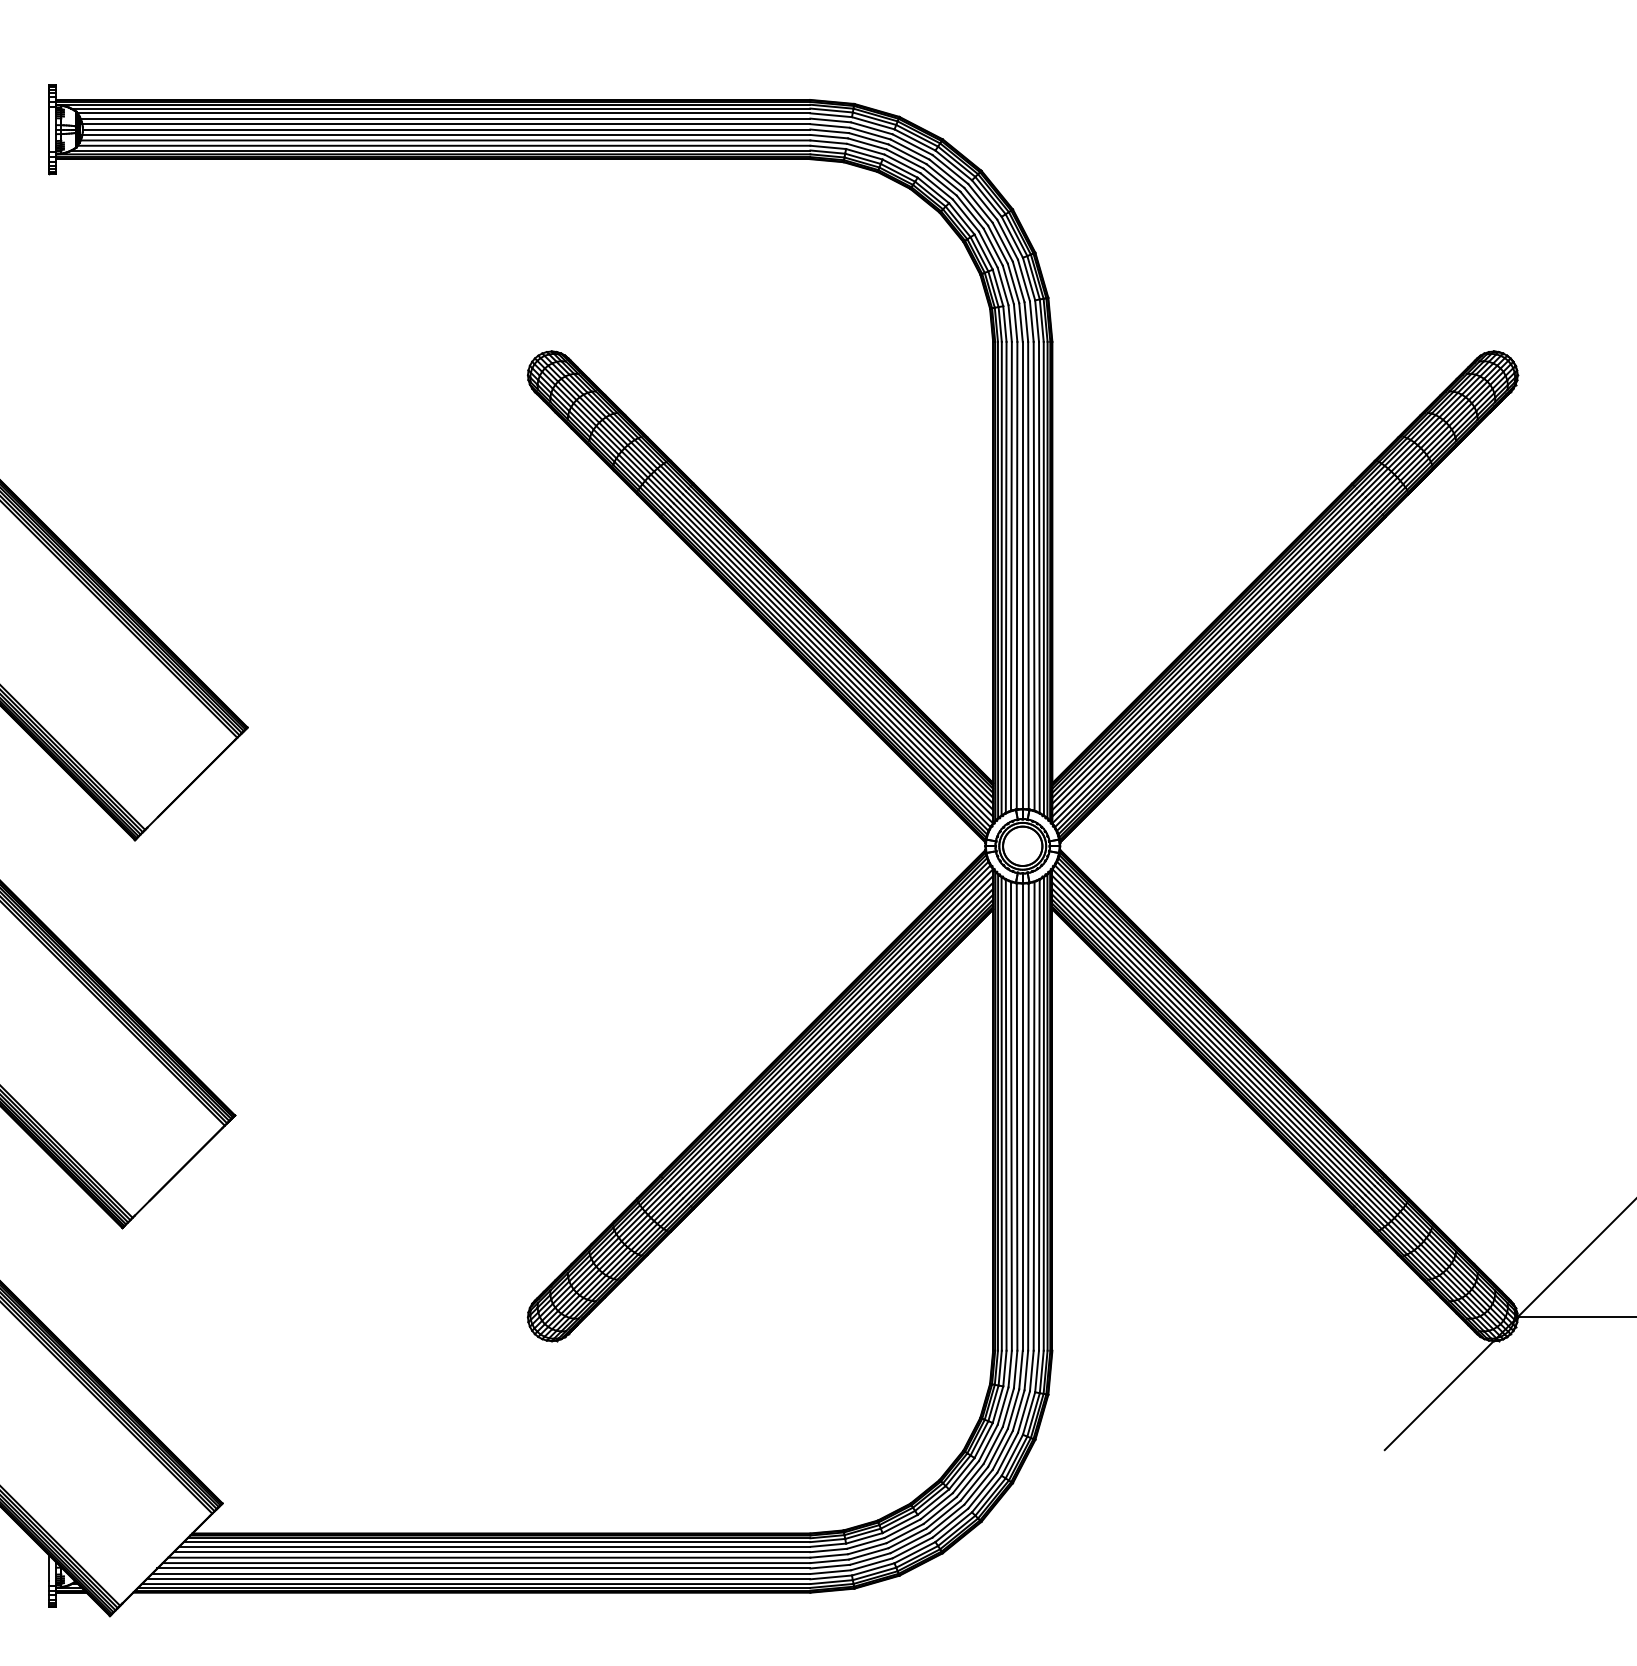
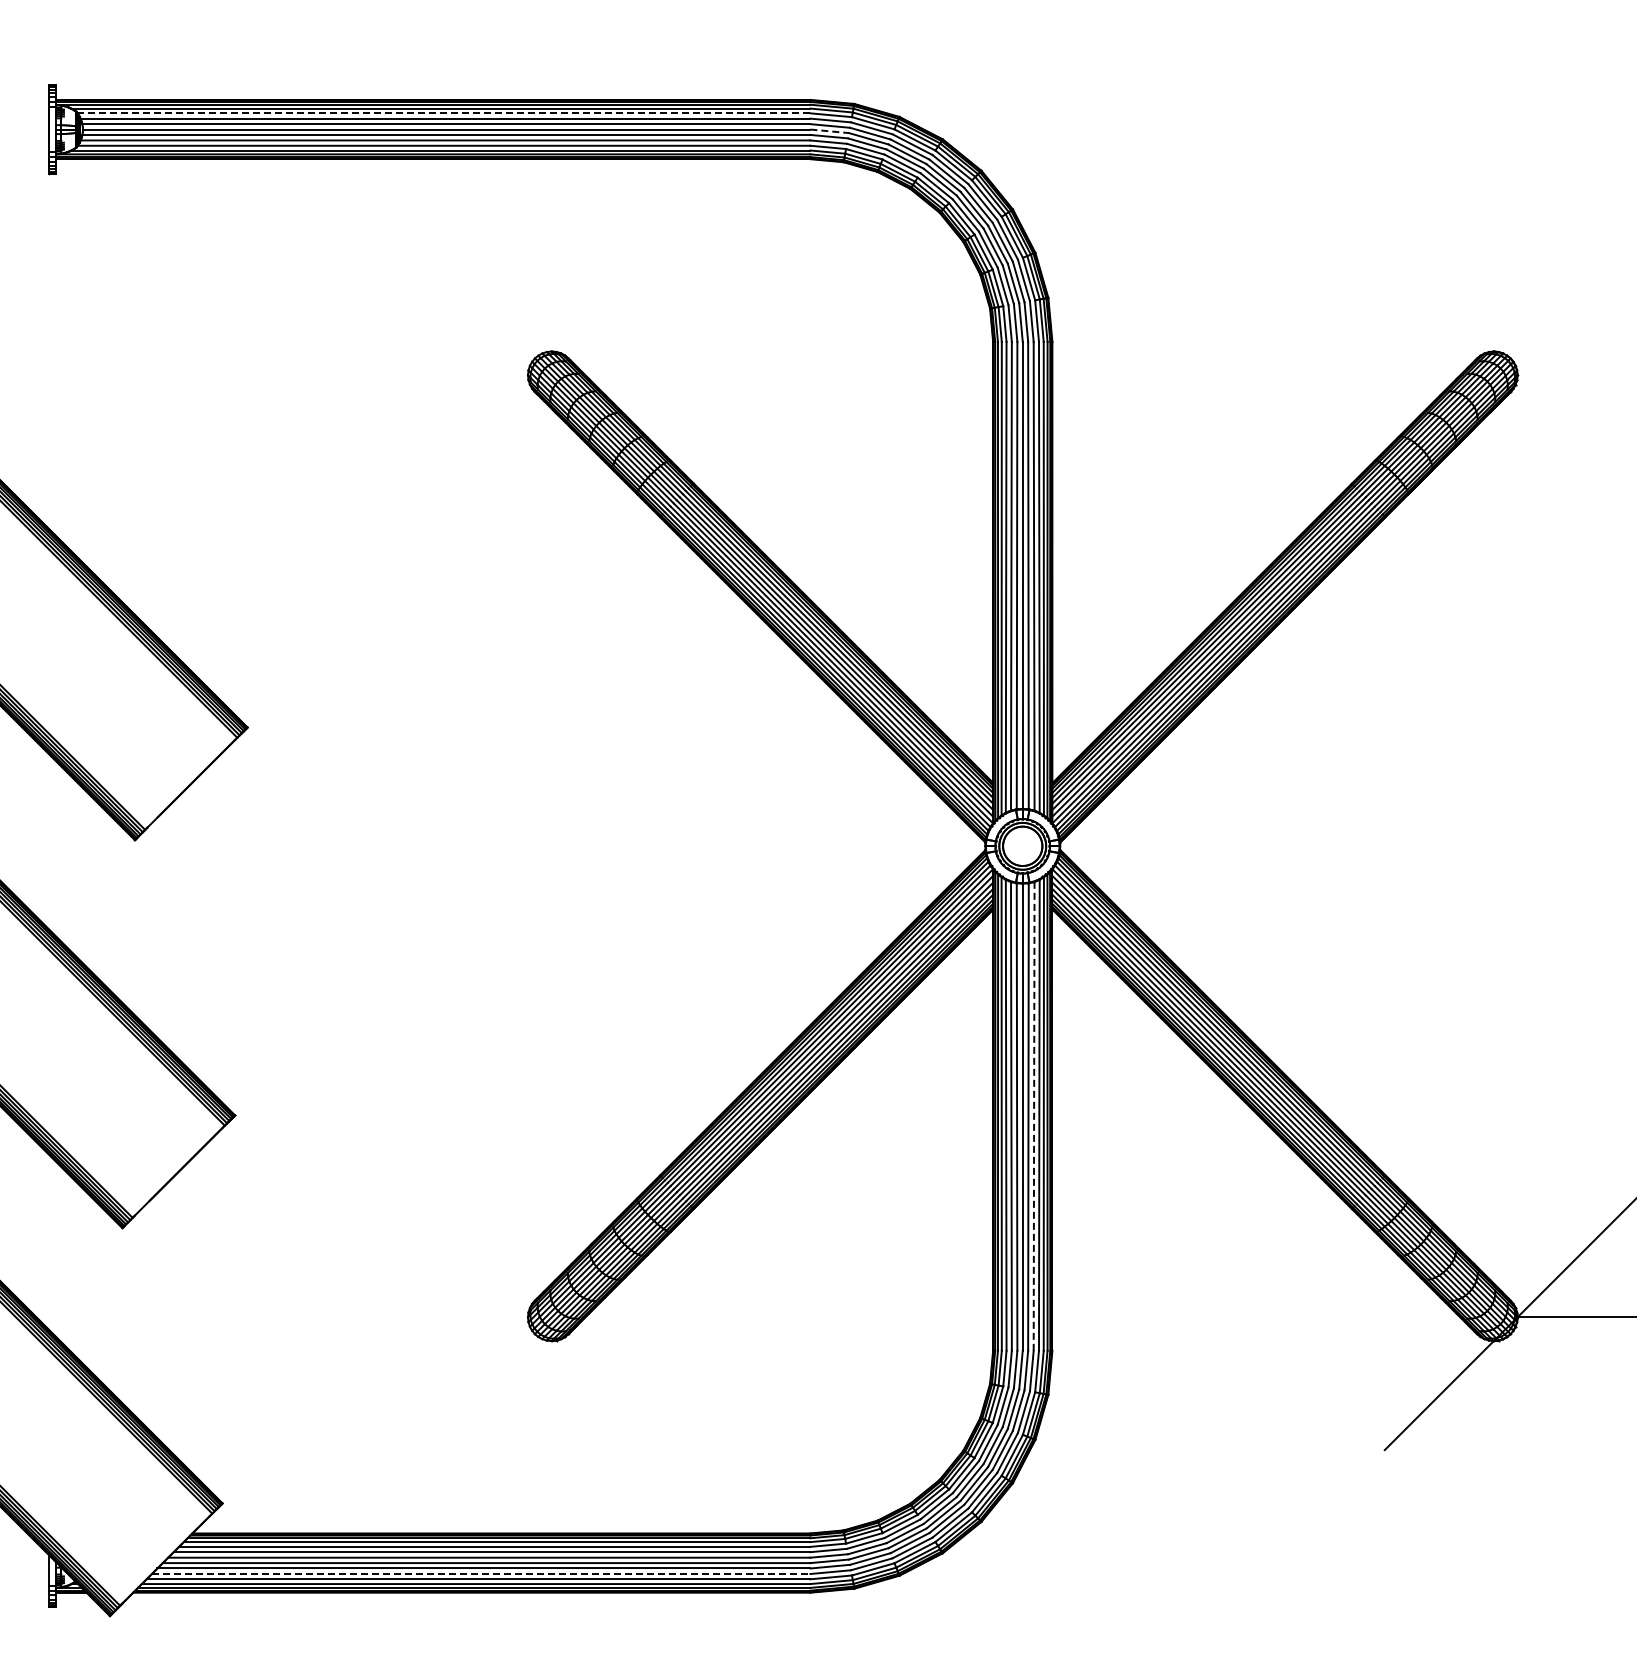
line: solid -> dashed (443, 113)
line: solid -> dashed (830, 131)
line: solid -> dashed (1034, 1116)
line: solid -> dashed (481, 1574)
